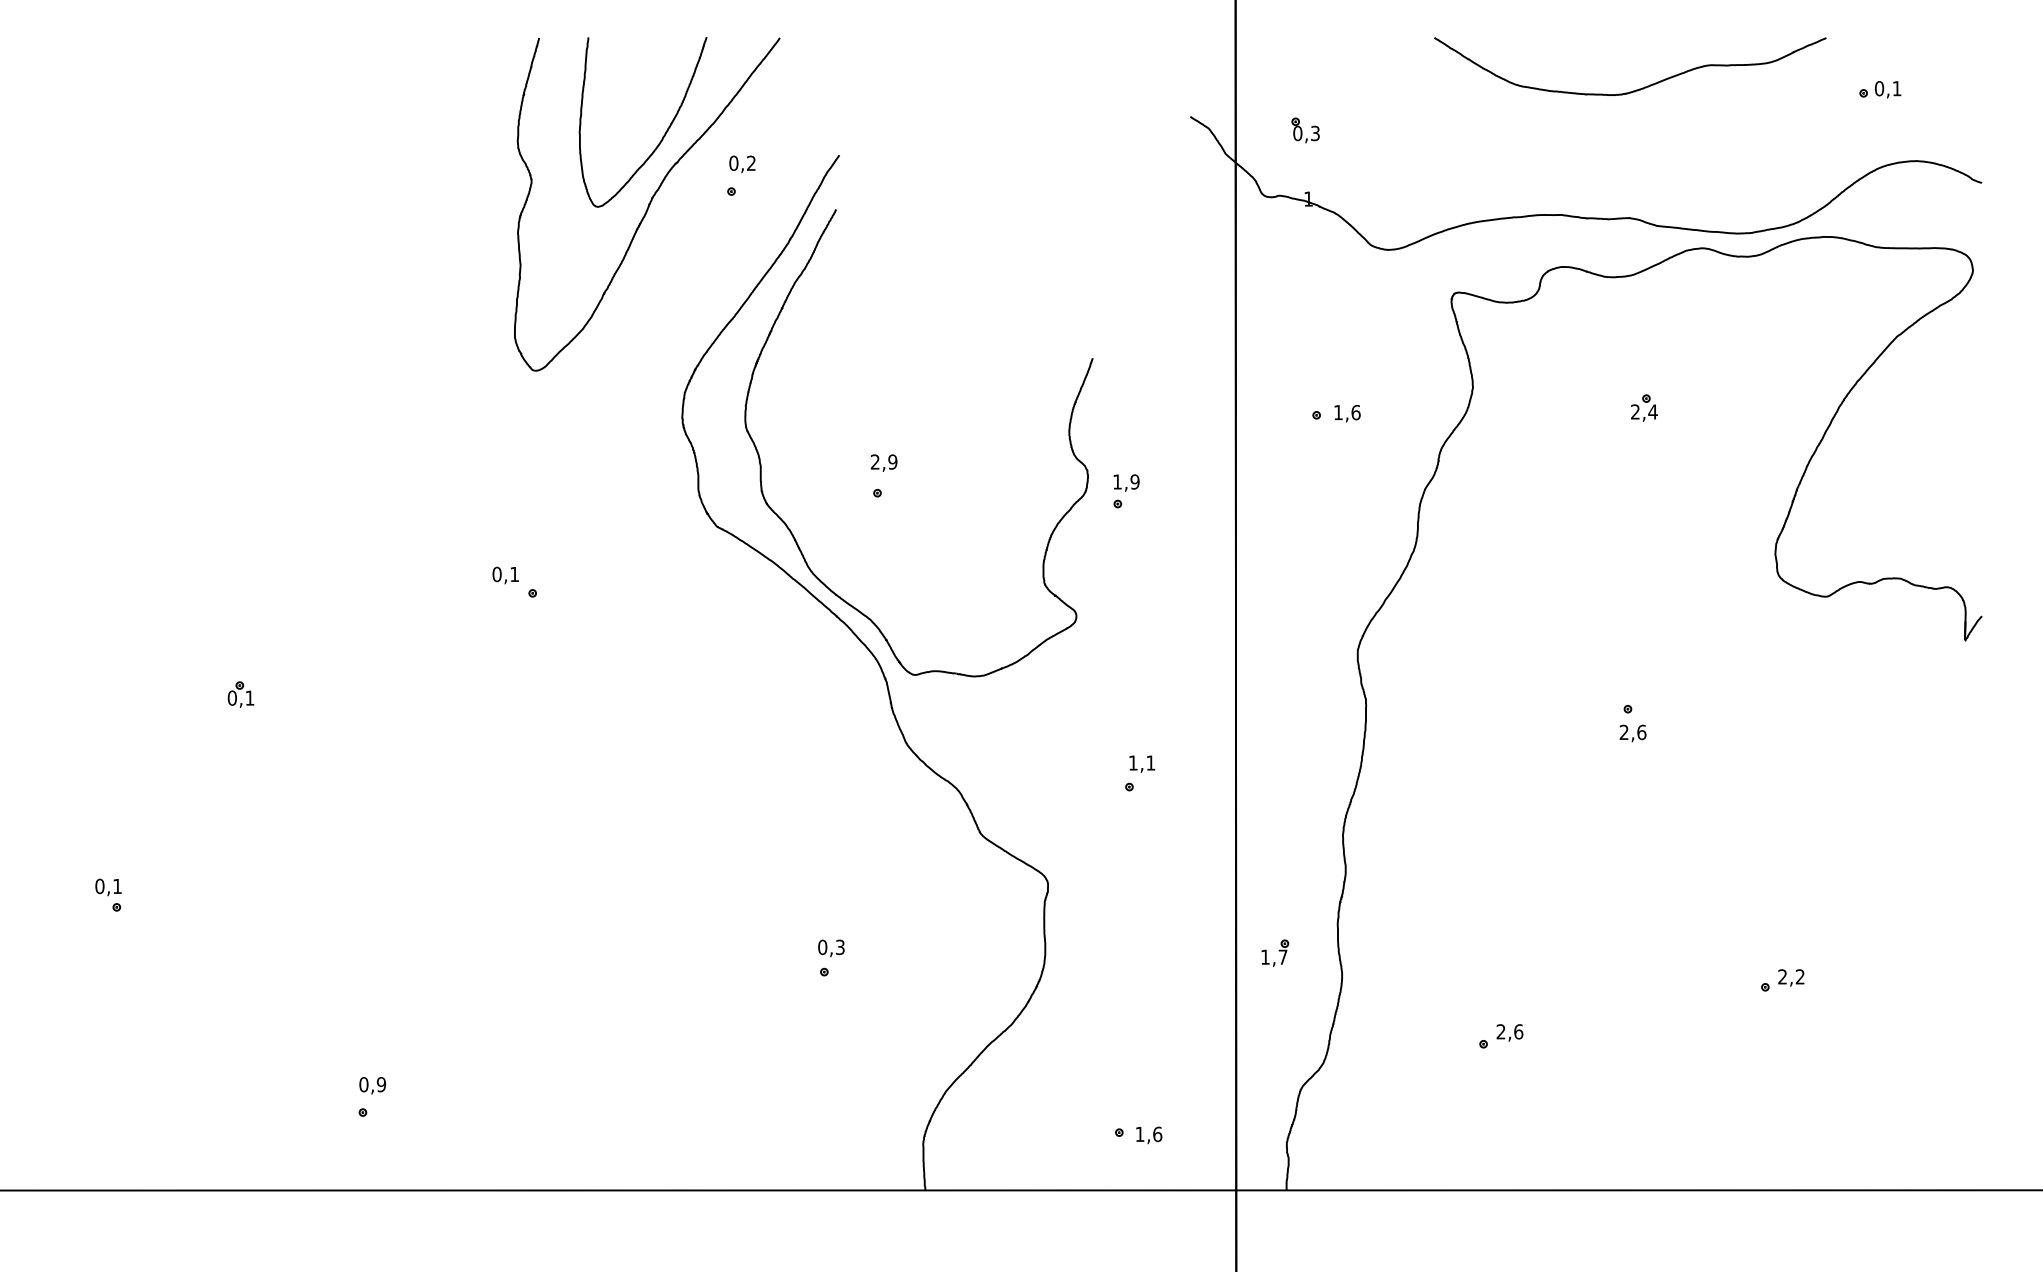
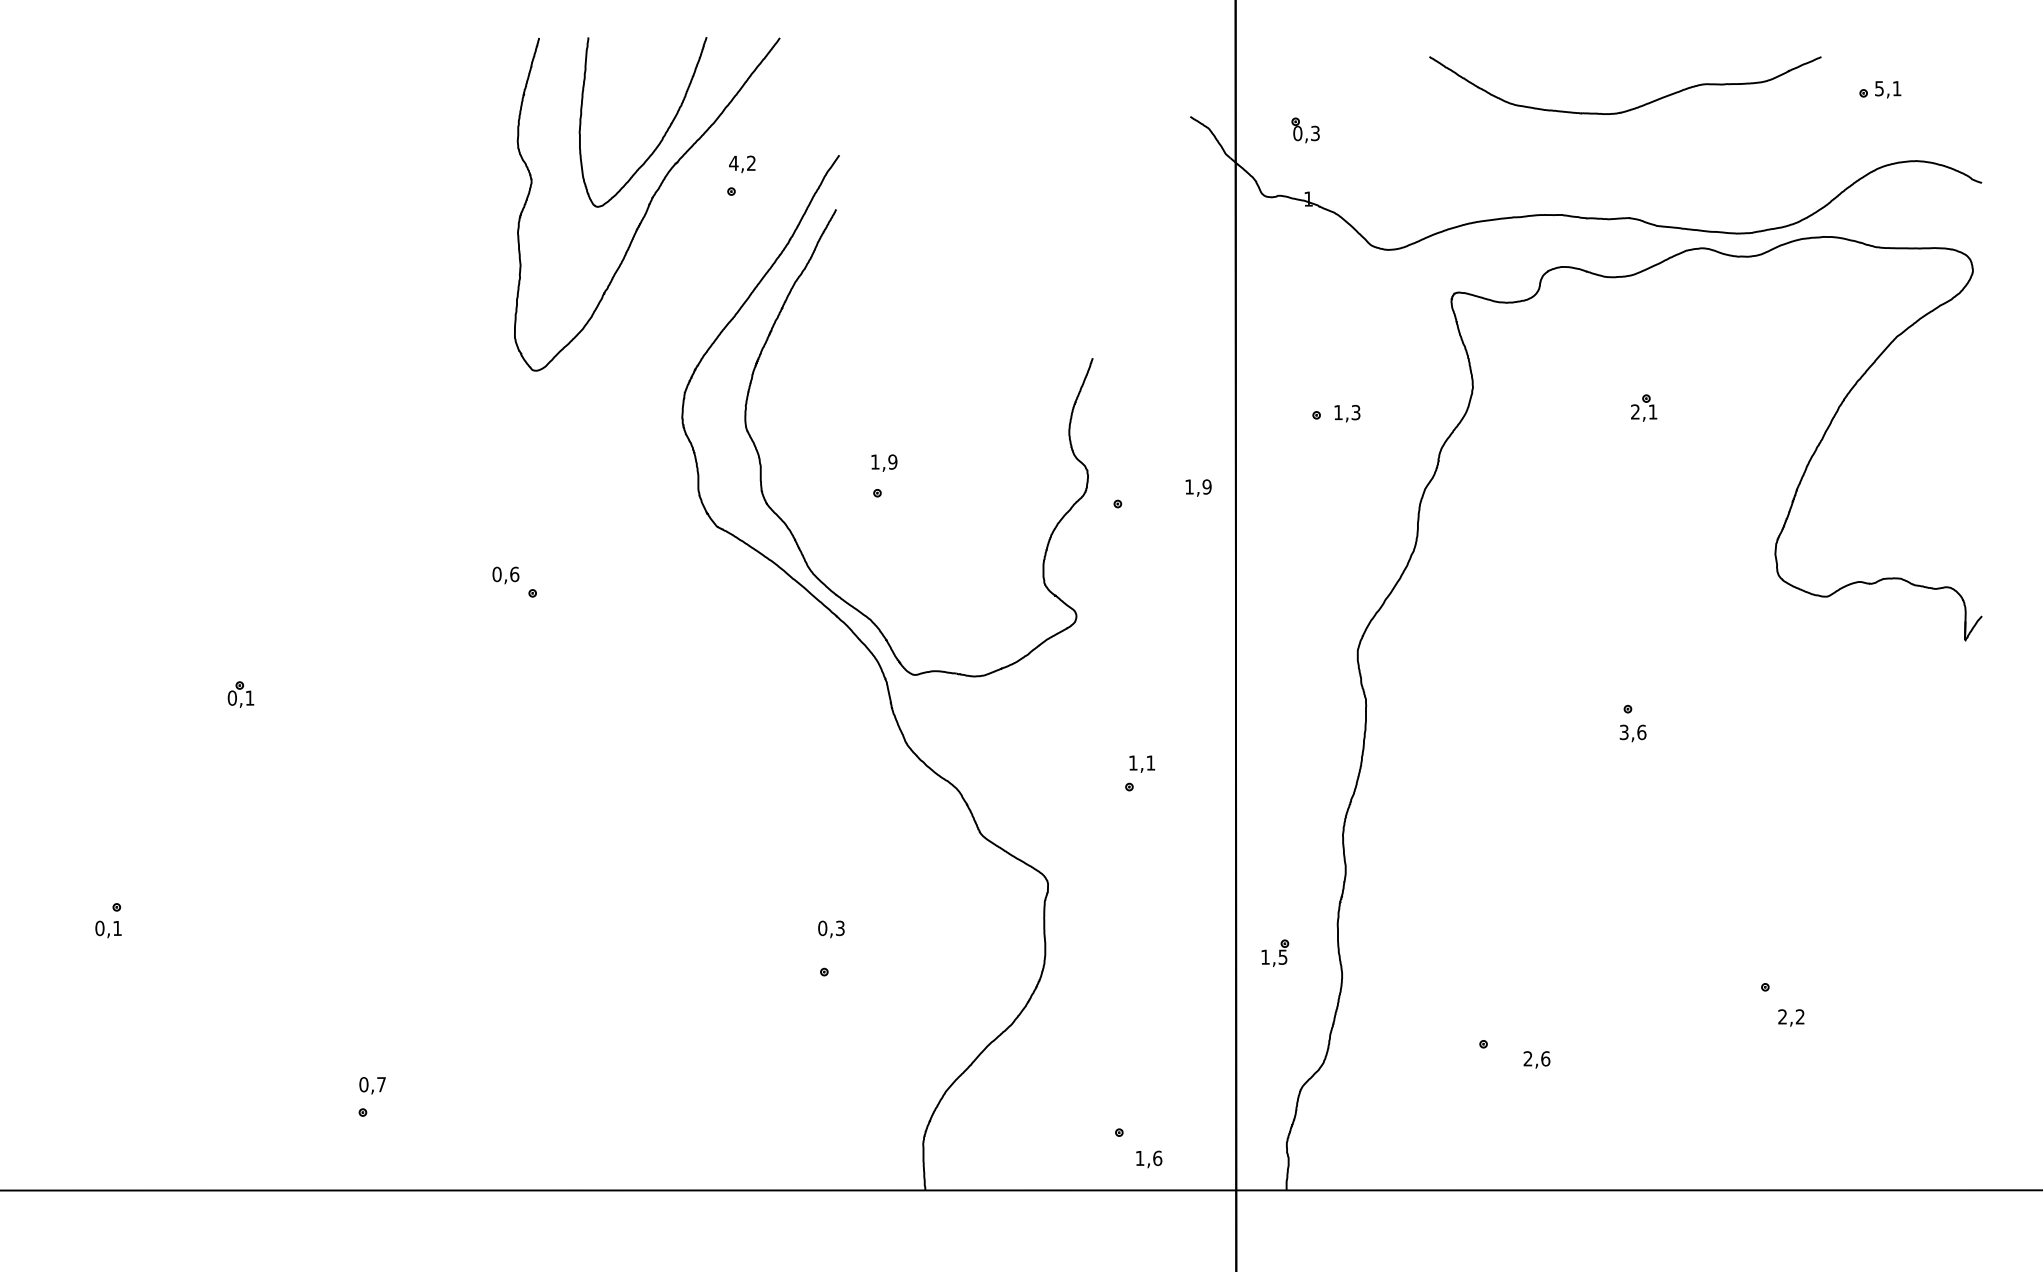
part position: (1639, 88) -> (1634, 107) (1634, 107)
text: 0,1 -> 5,1 (1879, 88)
text: 0,2 -> 4,2 (733, 162)
text: 2,4 -> 2,1 (1652, 411)
text: 1,6 -> 1,3 (1355, 412)
text: 2,9 -> 1,9 (874, 461)
text position: (1126, 482) -> (1198, 487) (1198, 487)
text: 0,1 -> 0,6 (514, 574)
text: 2,6 -> 3,6 (1623, 732)
text position: (108, 887) -> (108, 929) (108, 929)
text position: (831, 948) -> (831, 929) (831, 929)
text: 1,7 -> 1,5 (1282, 956)
text position: (1791, 977) -> (1791, 1017) (1791, 1017)
text position: (1509, 1032) -> (1536, 1059) (1536, 1059)
text: 0,9 -> 0,7 (381, 1084)
text position: (1149, 1135) -> (1149, 1159) (1149, 1159)
